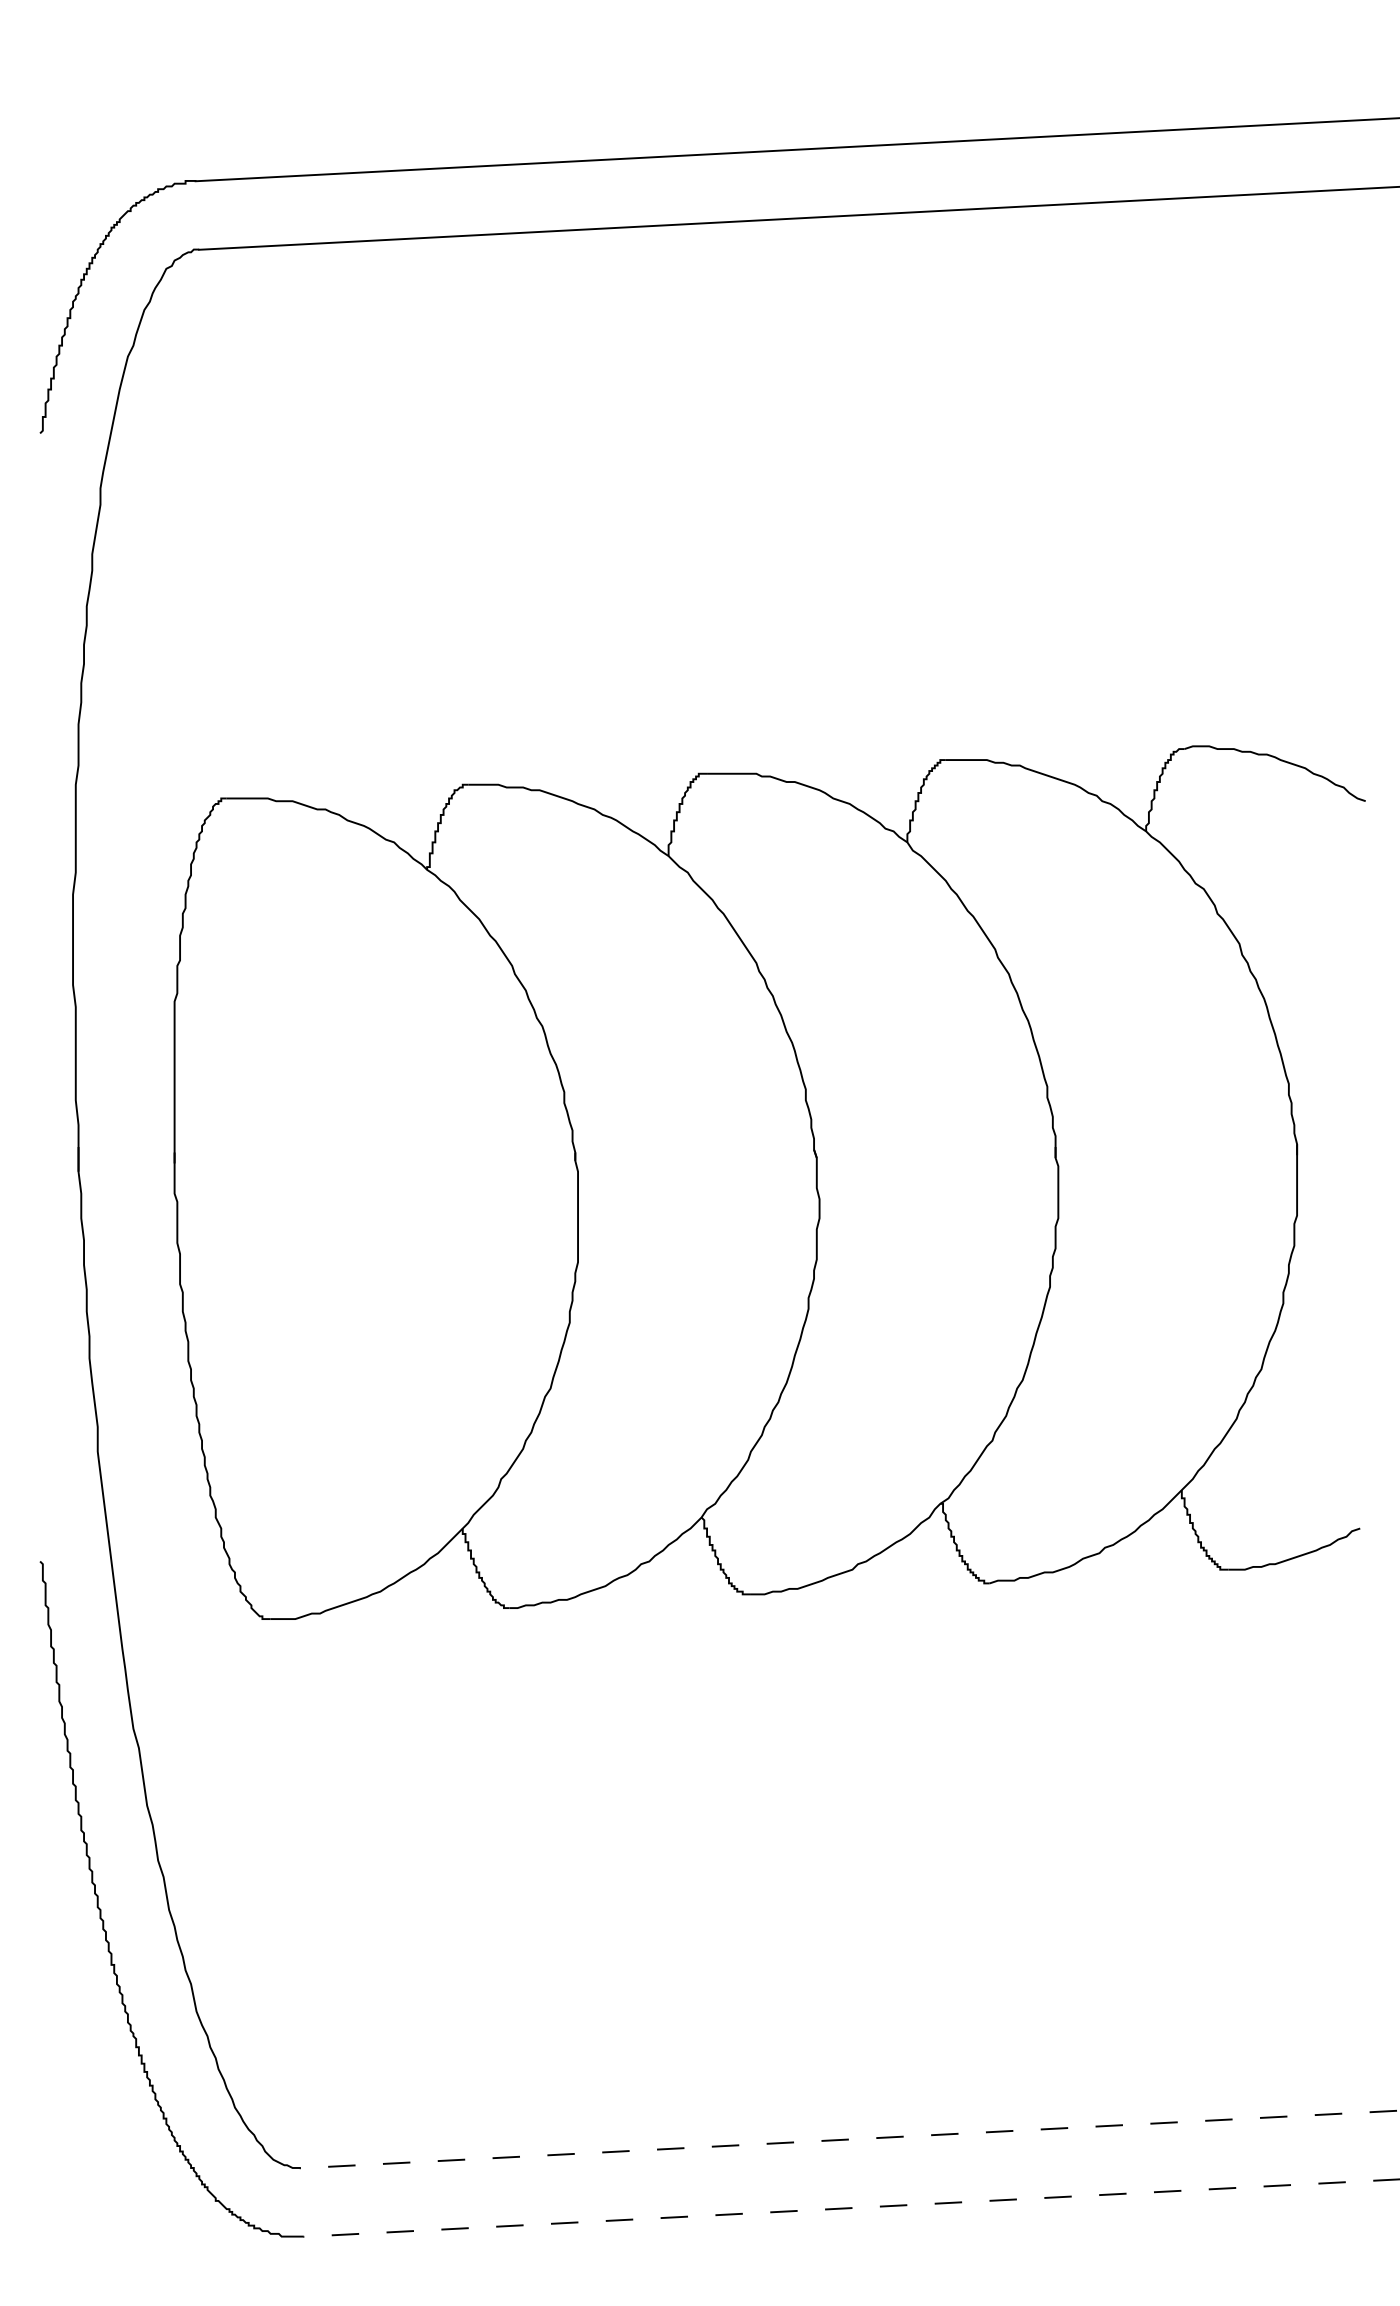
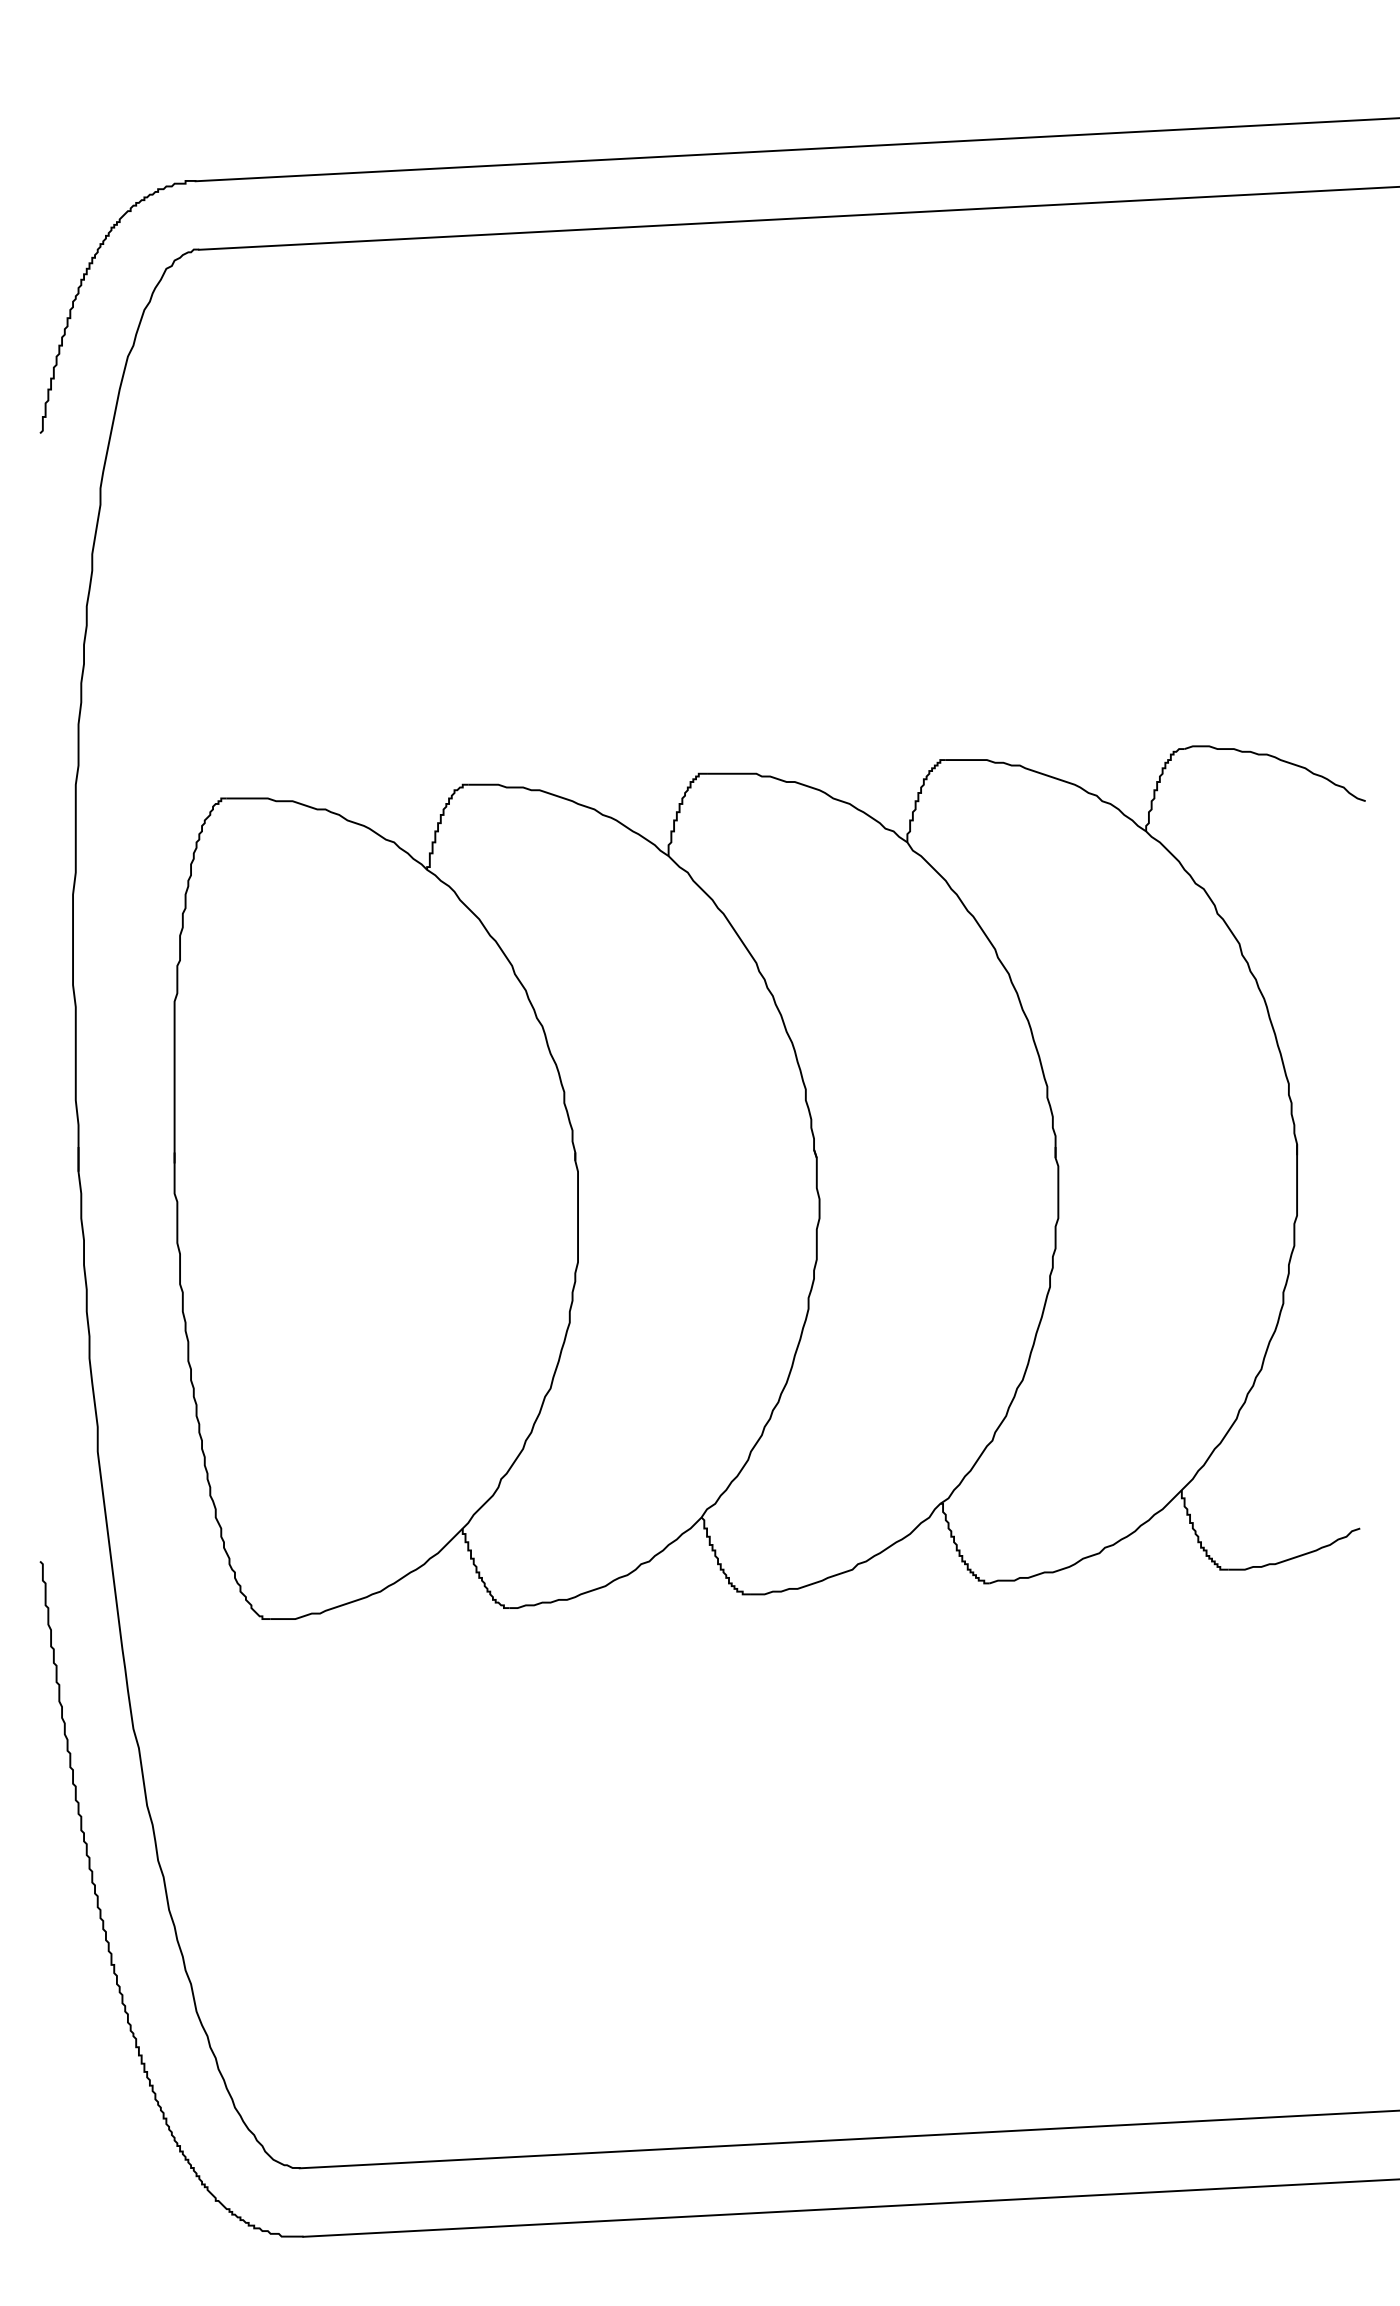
line: dashed -> solid (848, 2139)
line: dashed -> solid (851, 2208)
